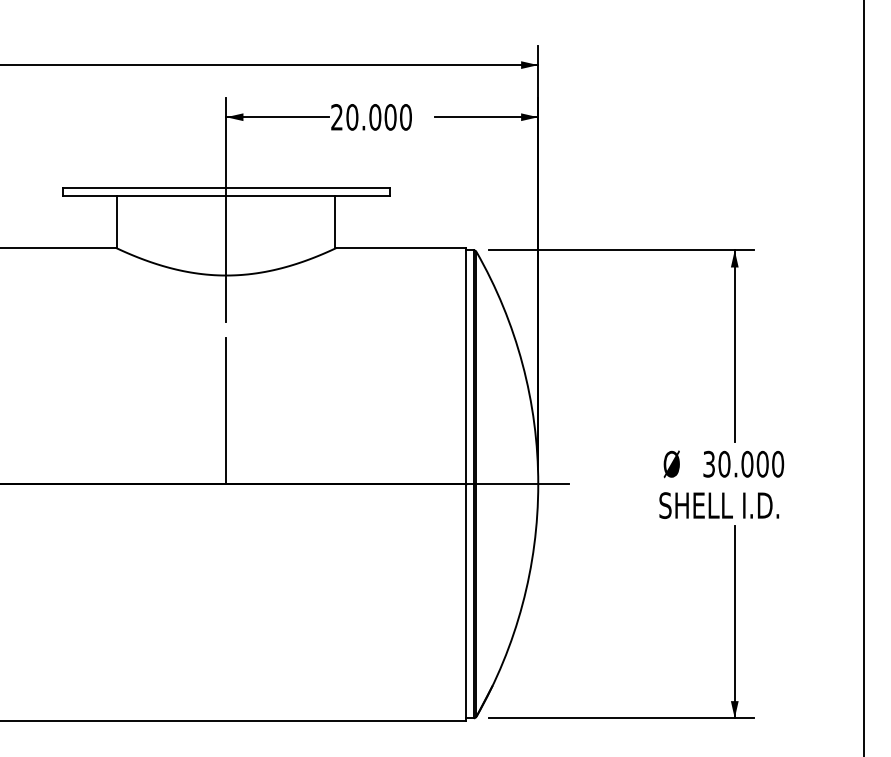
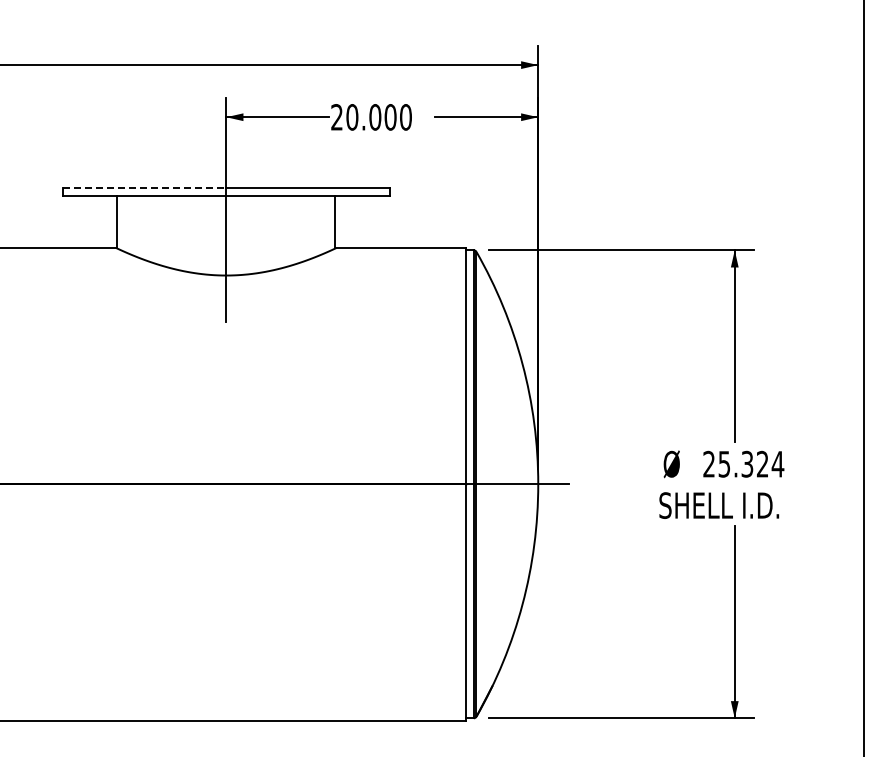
line: solid -> dashed (144, 187)
line: present -> none (226, 410)
text: 30.000 -> 25.324 (743, 463)
